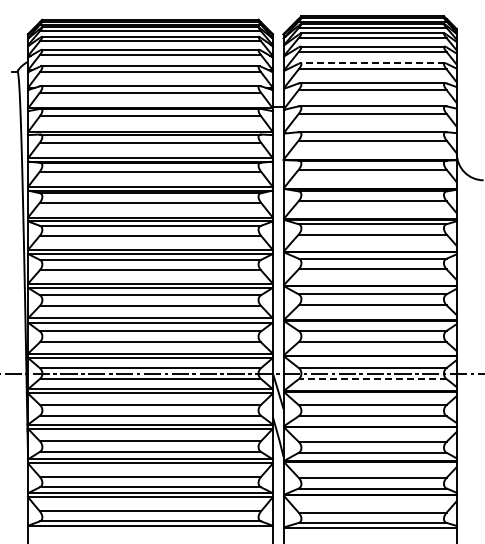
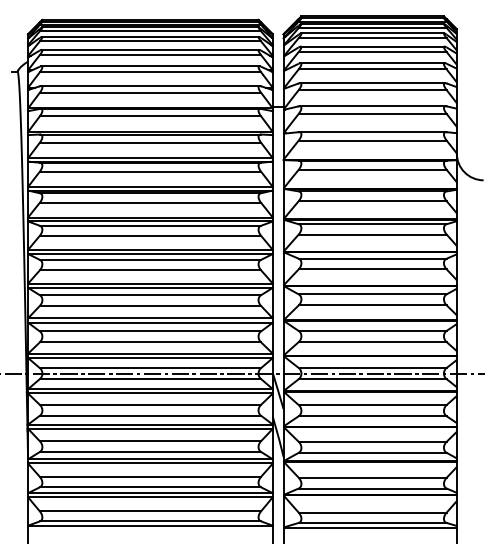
line: dashed -> solid (372, 63)
line: dashed -> solid (372, 379)
